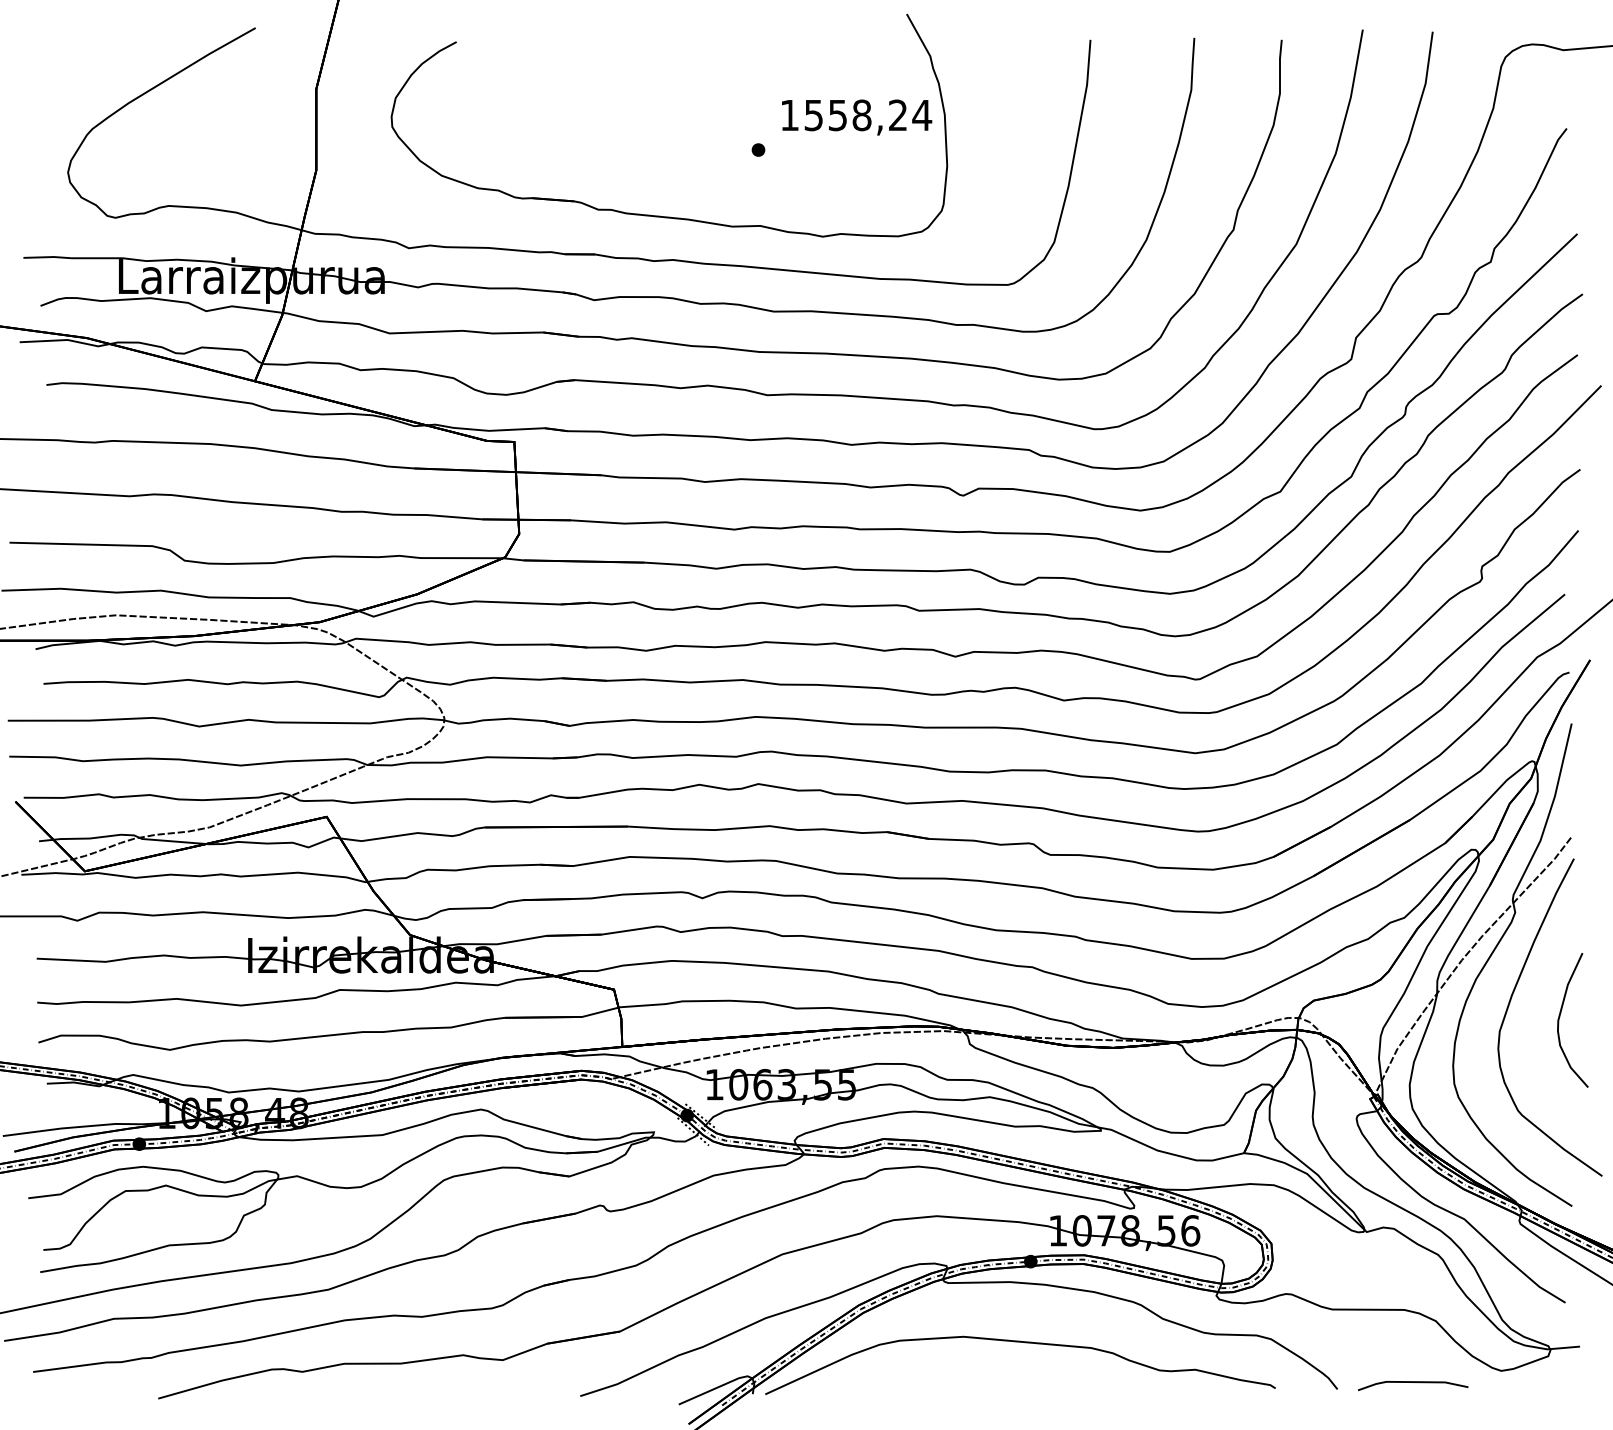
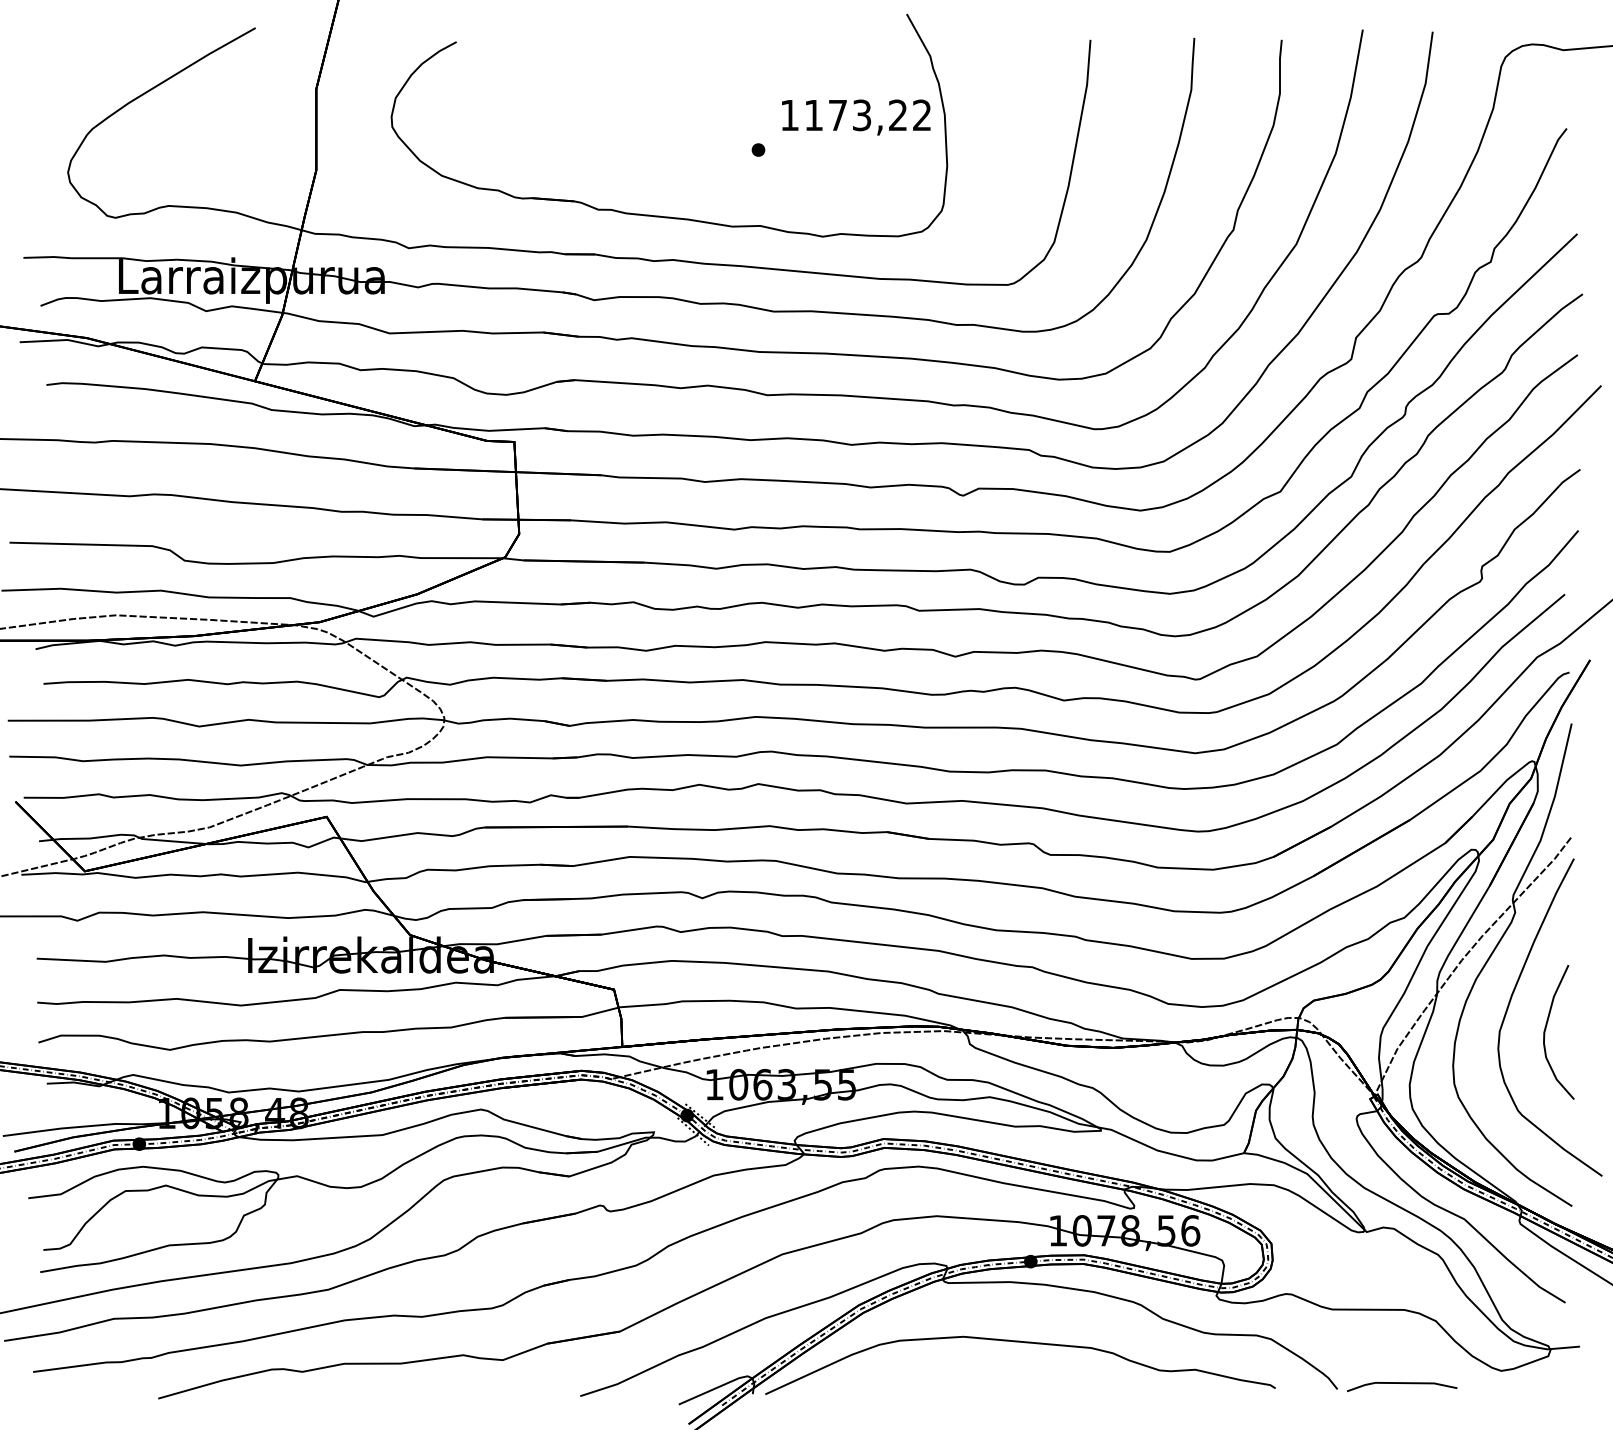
text: 1558,24 -> 1173,22 (868, 115)
curve position: (1560, 1017) -> (1546, 1029) (1546, 1029)
line position: (1413, 1382) -> (1402, 1383) (1402, 1383)
